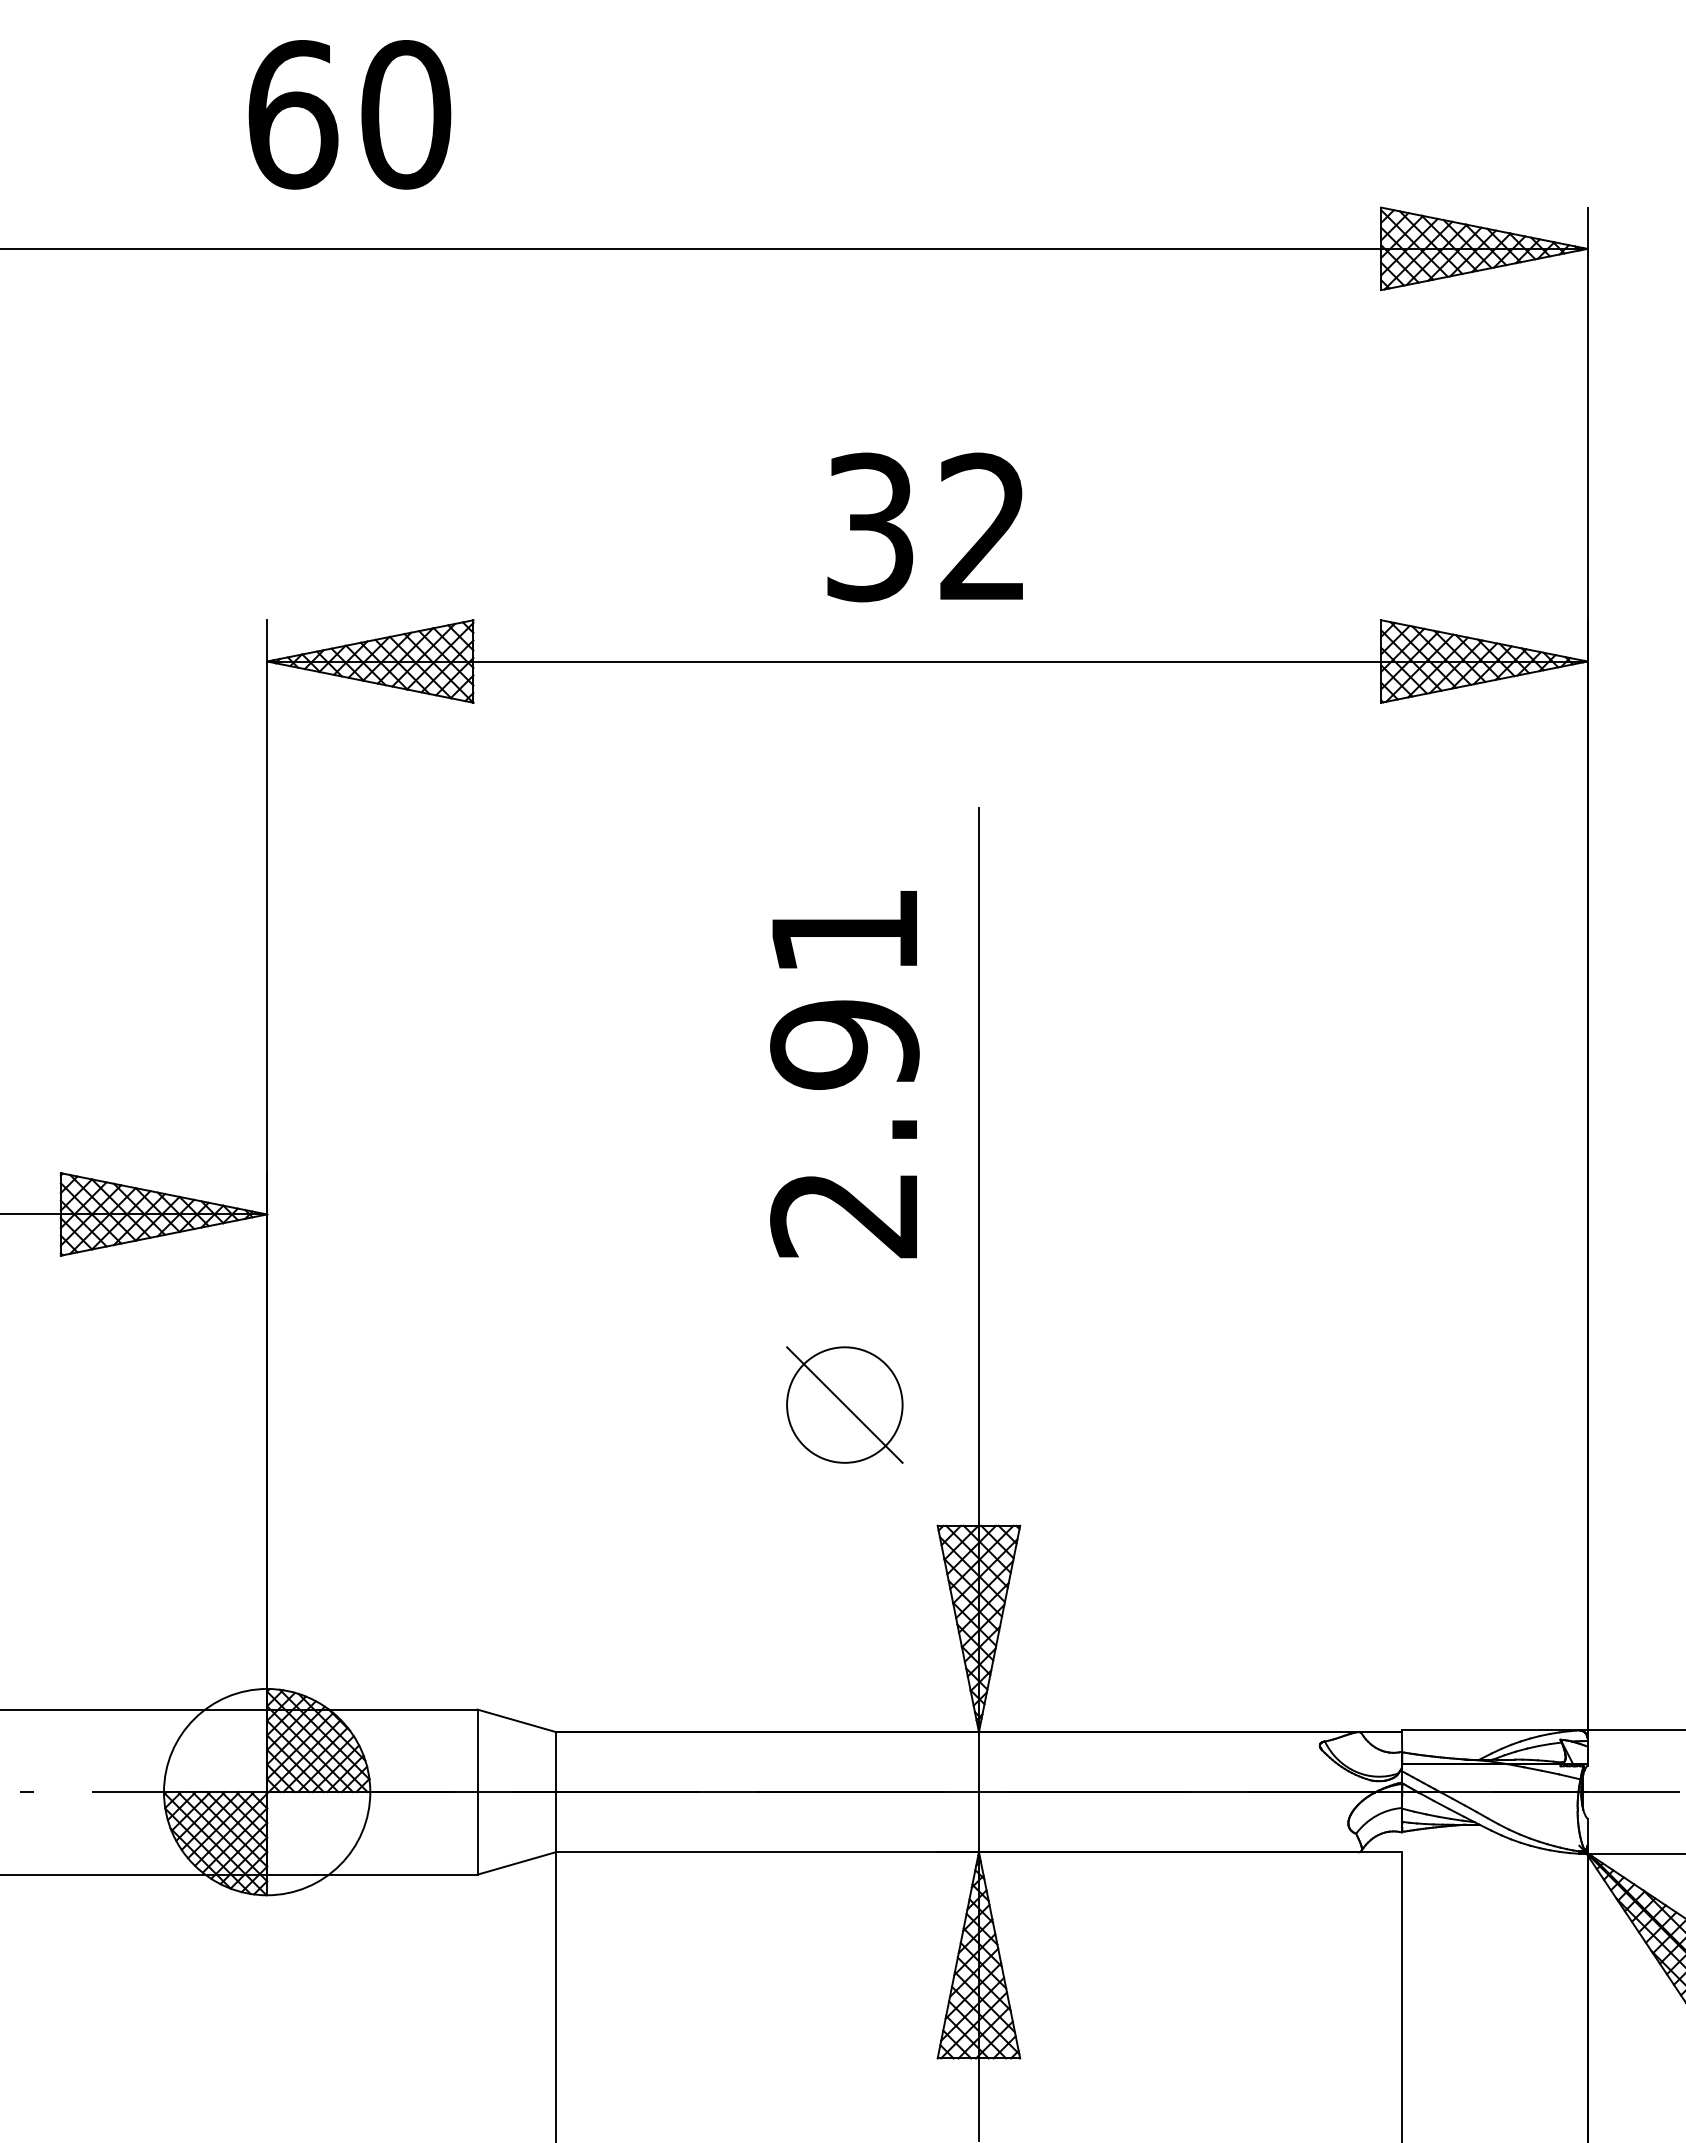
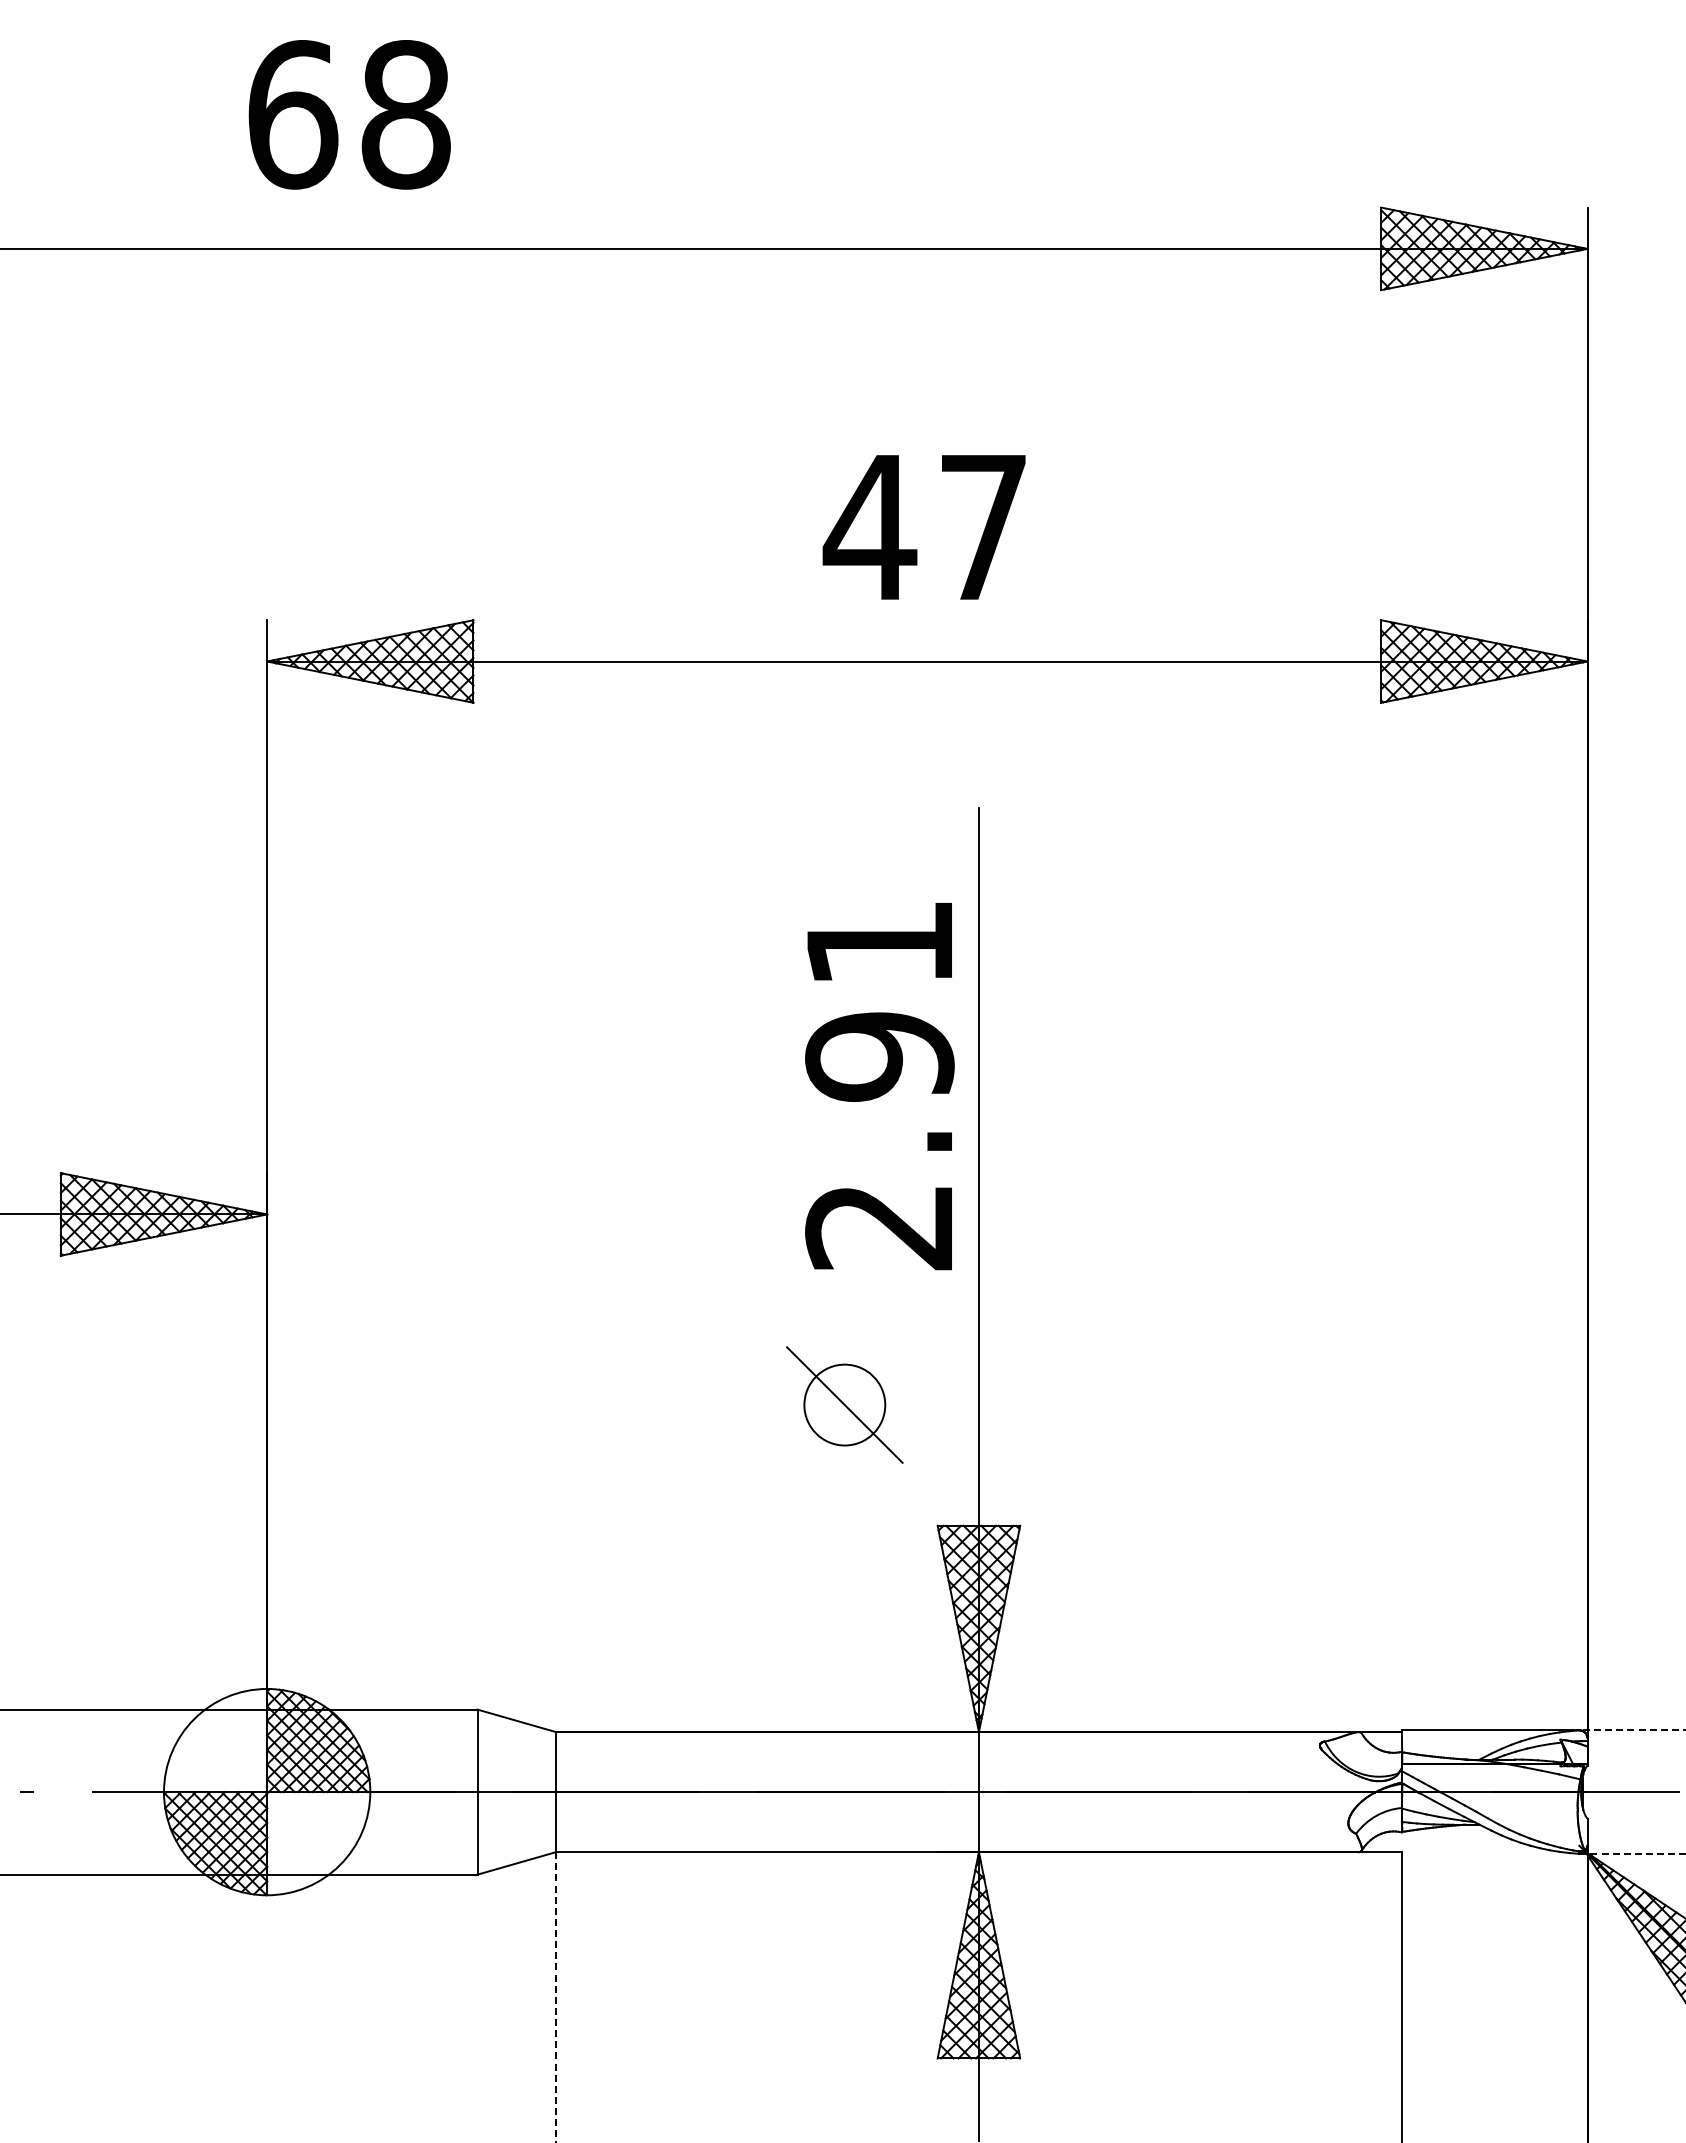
text: 60 -> 68 (406, 114)
text: 32 -> 47 (923, 527)
text position: (844, 1074) -> (879, 1086) (879, 1086)
circle diameter: 116 px -> 81 px (844, 1404)
line: solid -> dashed (1632, 1730)
line: solid -> dashed (1632, 1854)
line: solid -> dashed (556, 1997)
